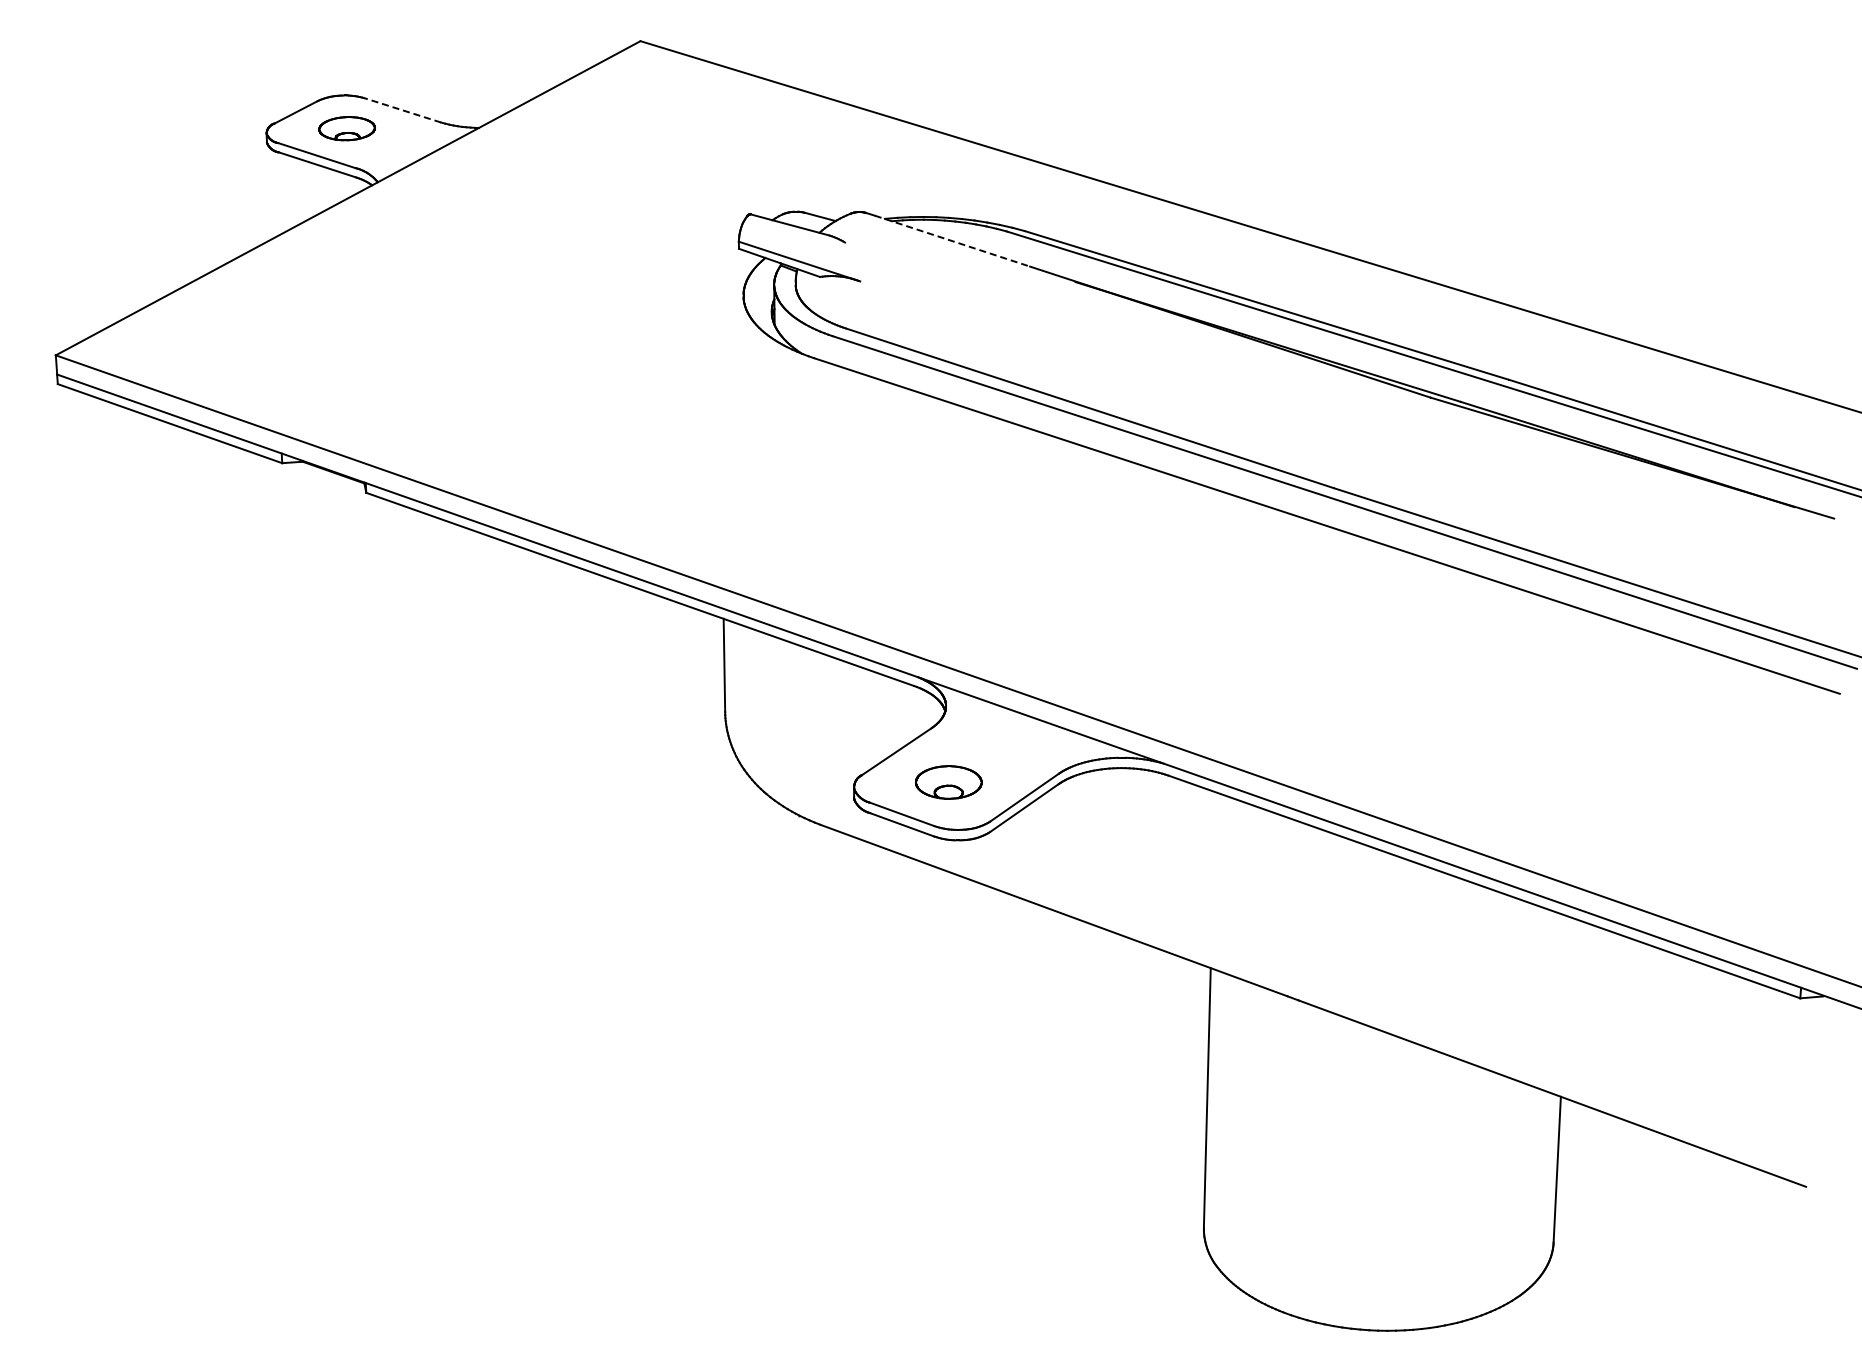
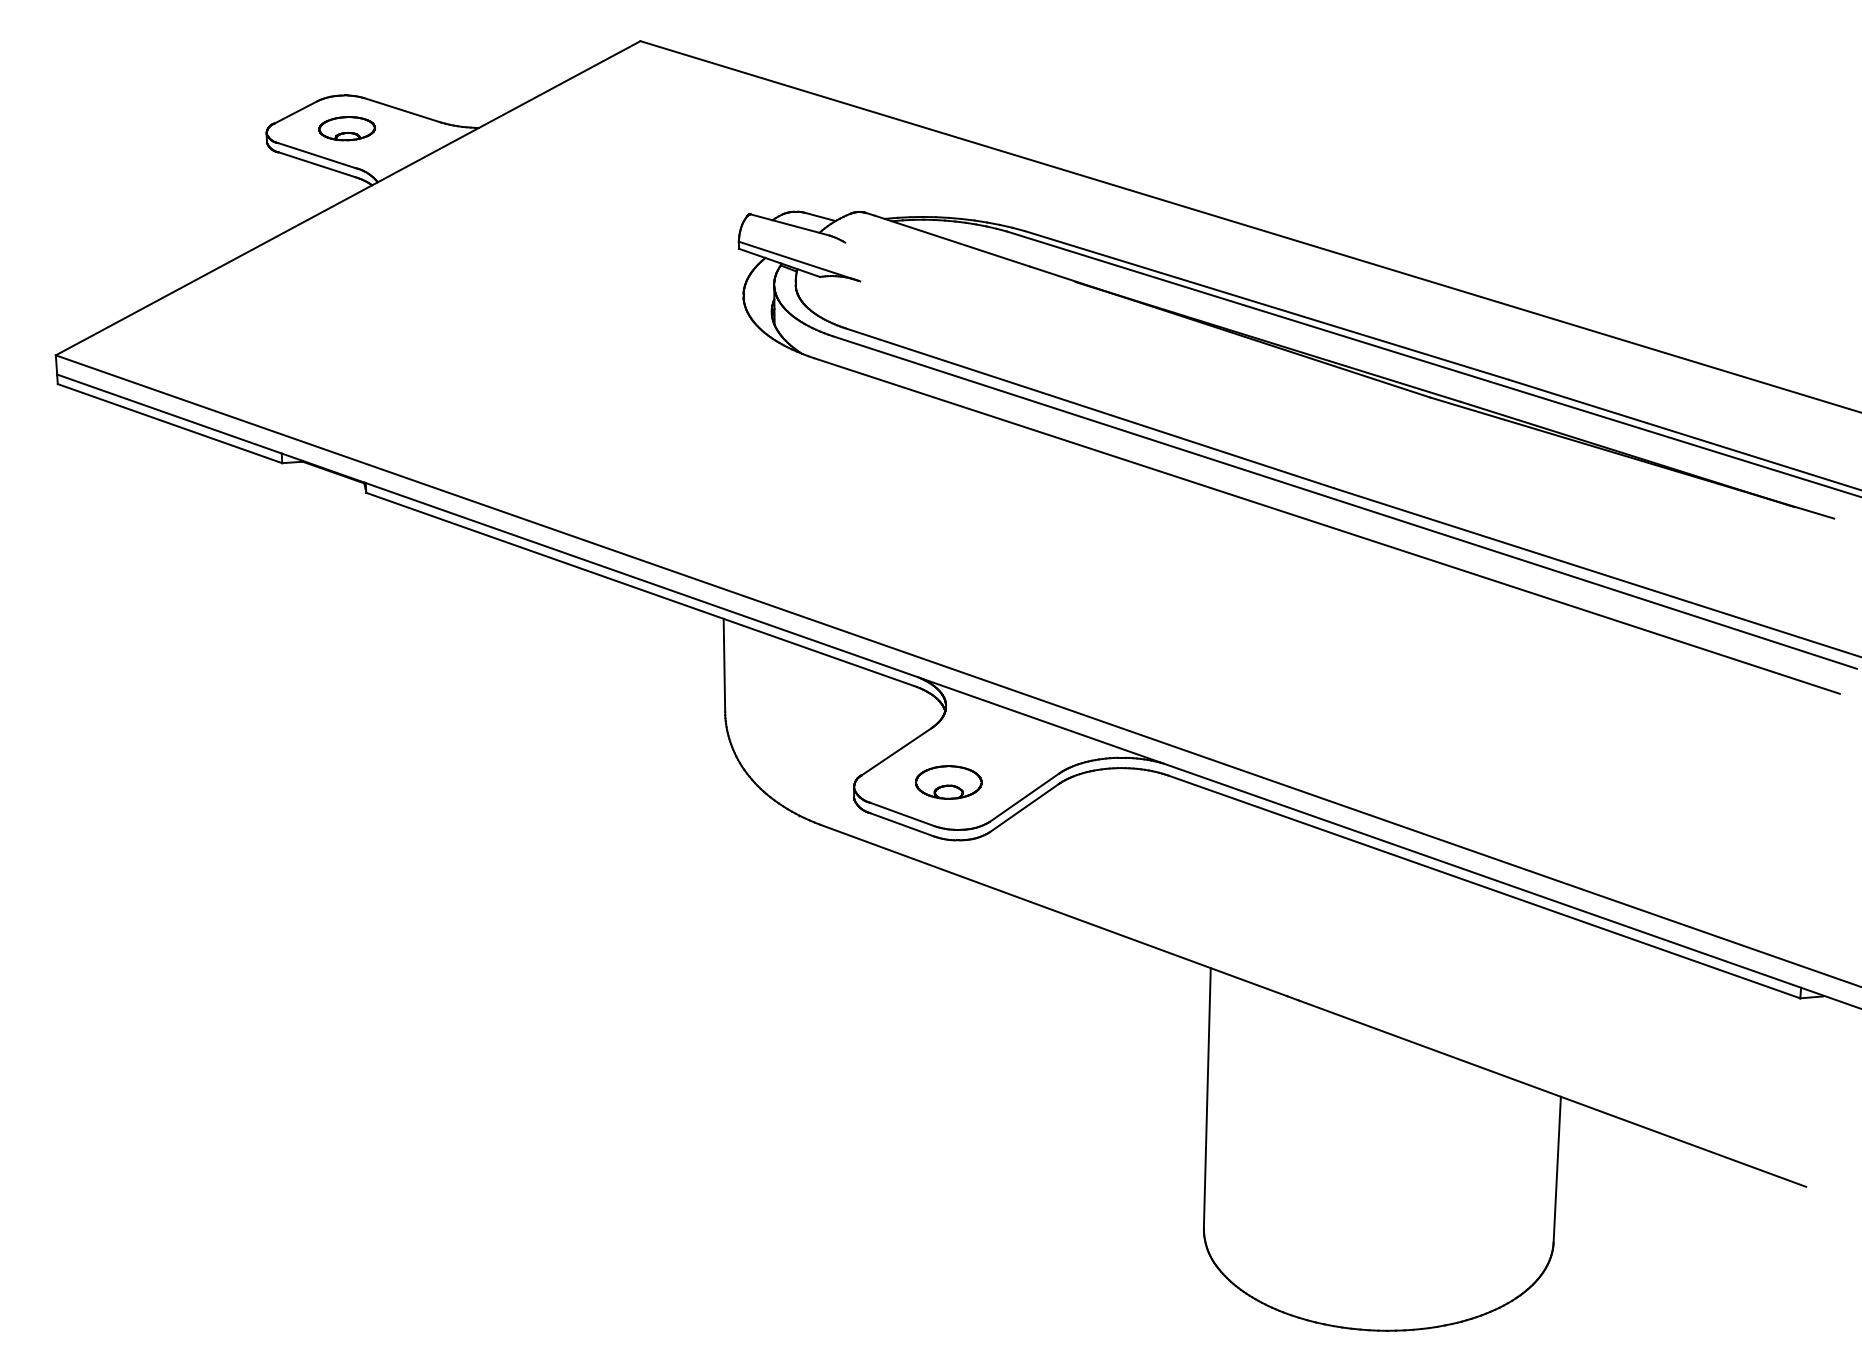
line: dashed -> solid (402, 110)
line: dashed -> solid (952, 241)
